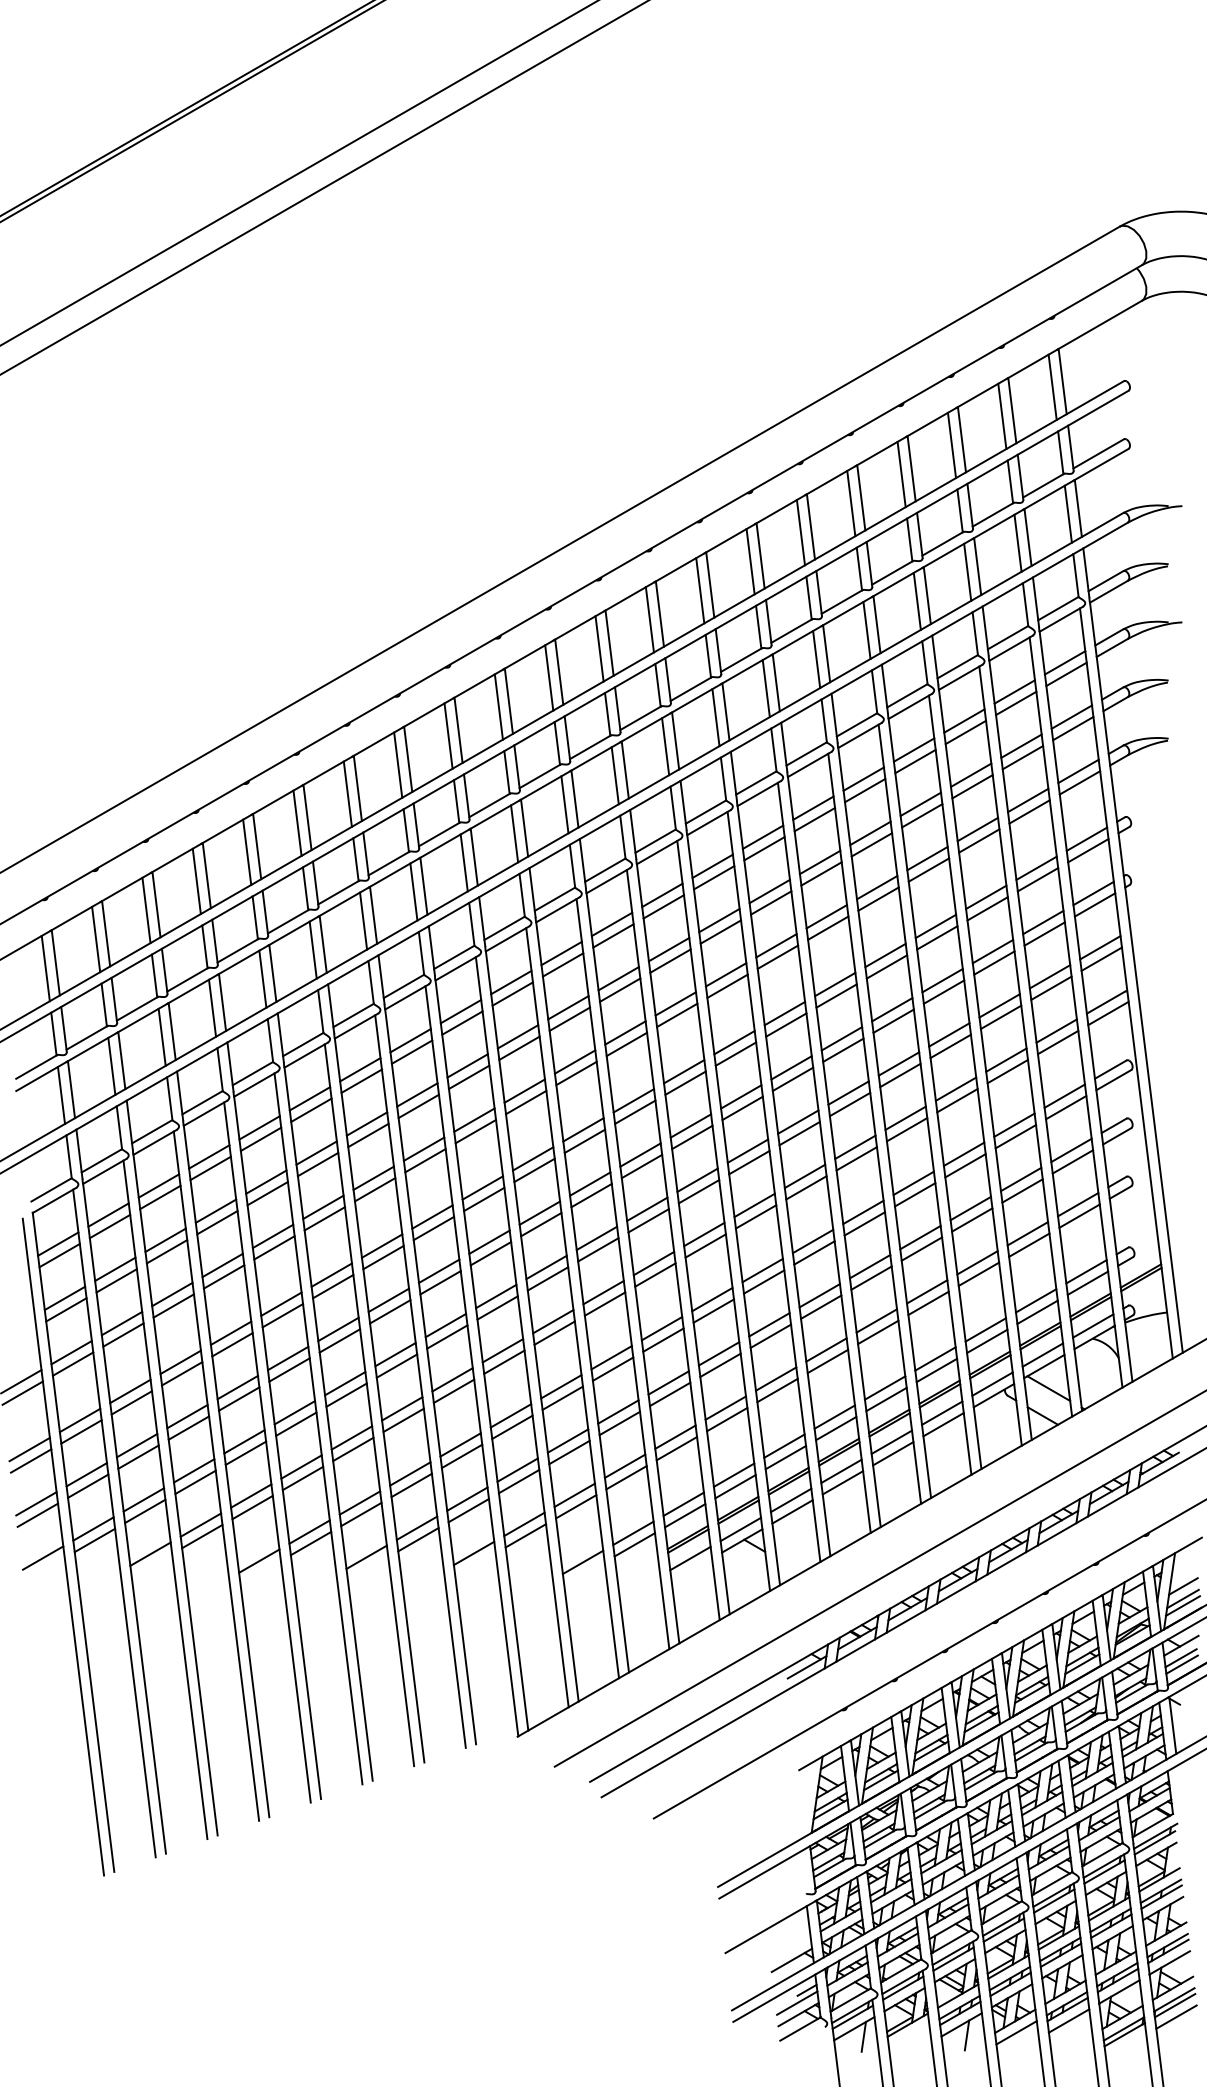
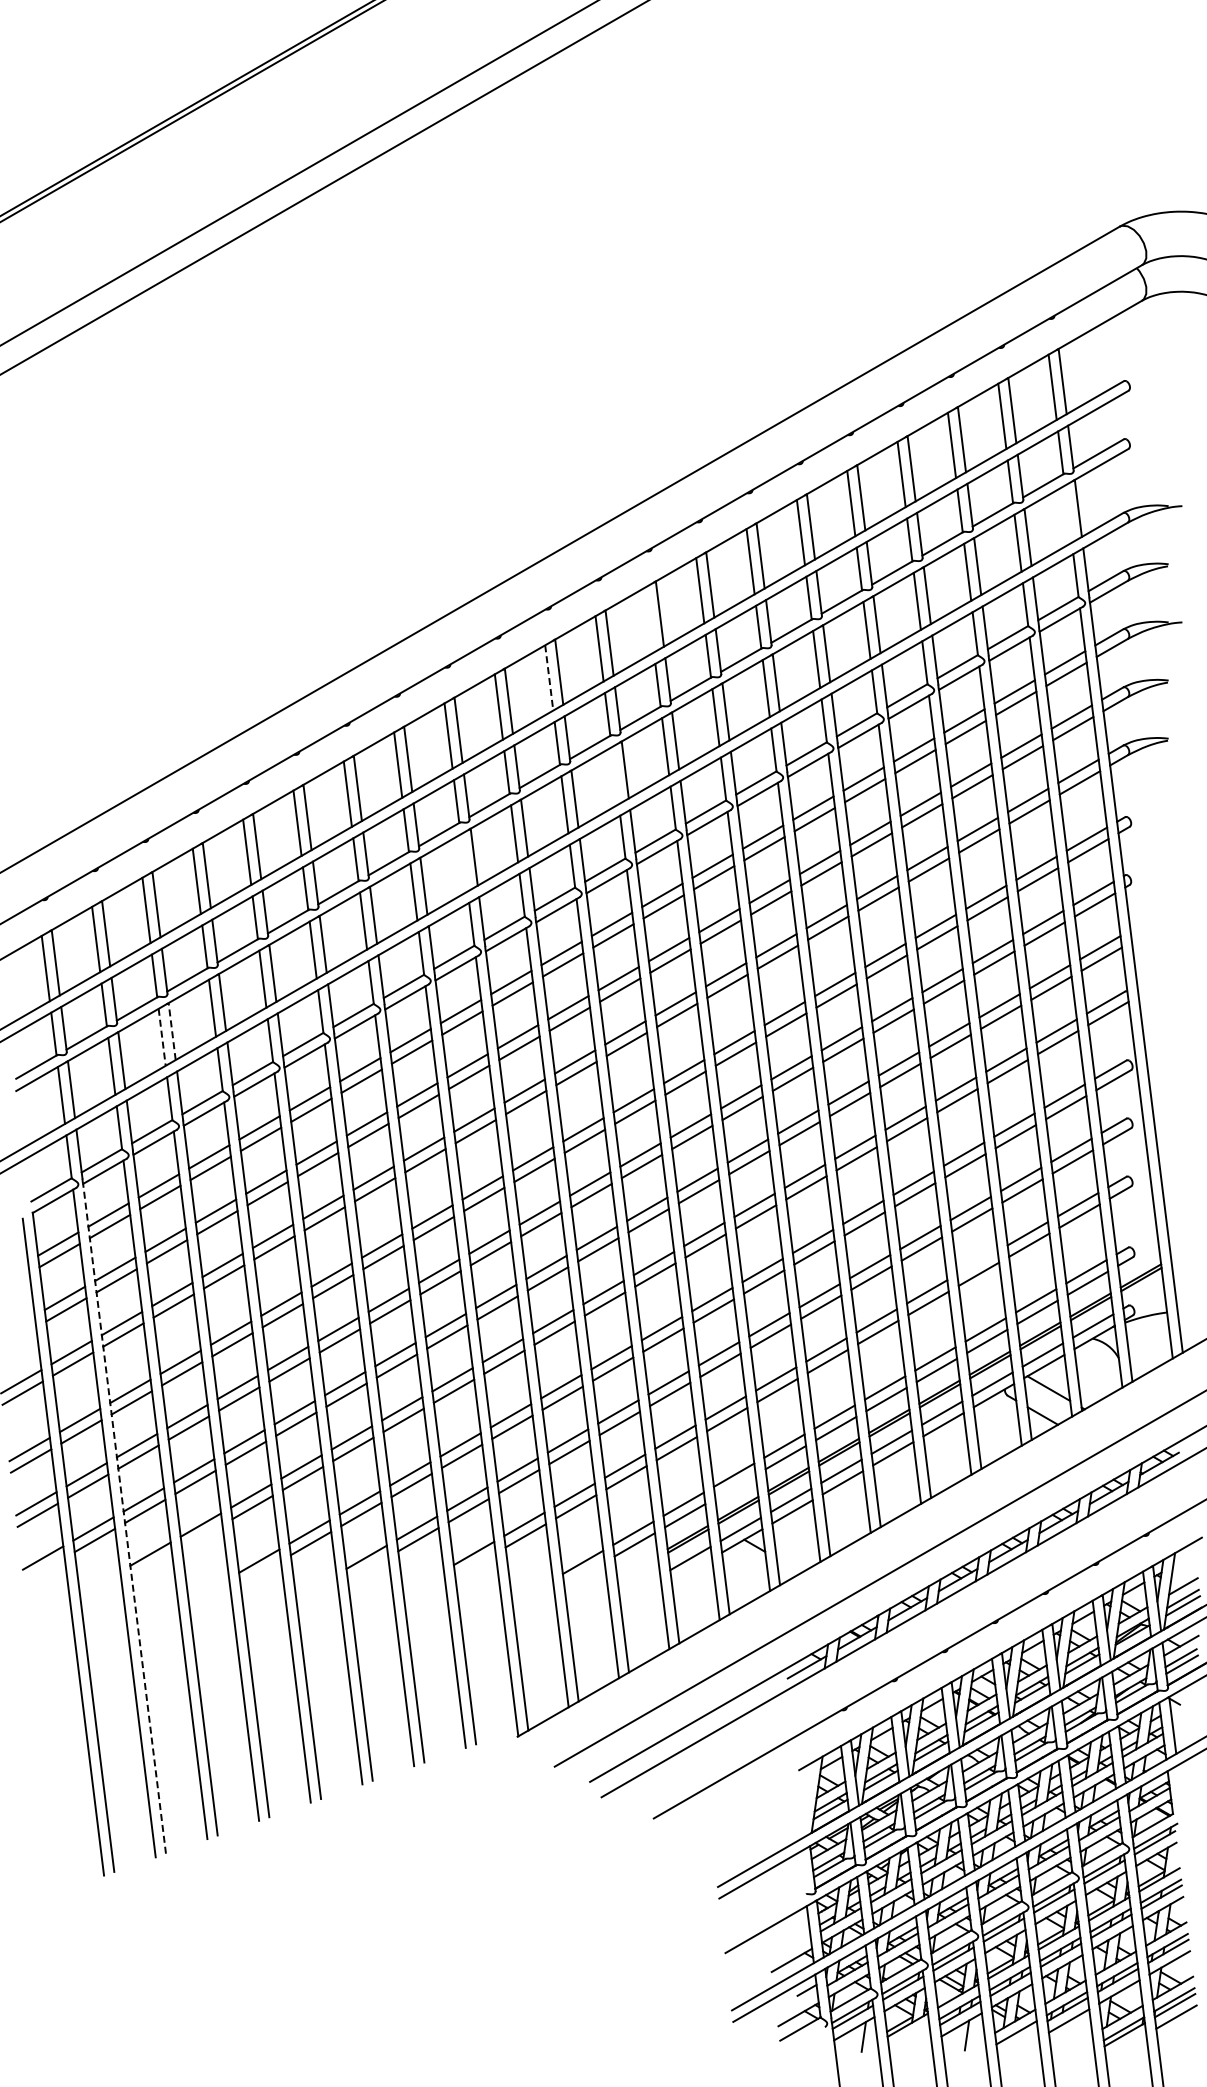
line: present -> none (1067, 513)
line: present -> none (649, 619)
line: solid -> dashed (549, 677)
line: present -> none (614, 775)
line: present -> none (463, 862)
line: solid -> dashed (172, 1031)
line: solid -> dashed (162, 1037)
line: present -> none (977, 1262)
line: present -> none (735, 1486)
line: solid -> dashed (124, 1518)
line: present -> none (202, 1536)
line: present -> none (797, 2002)
